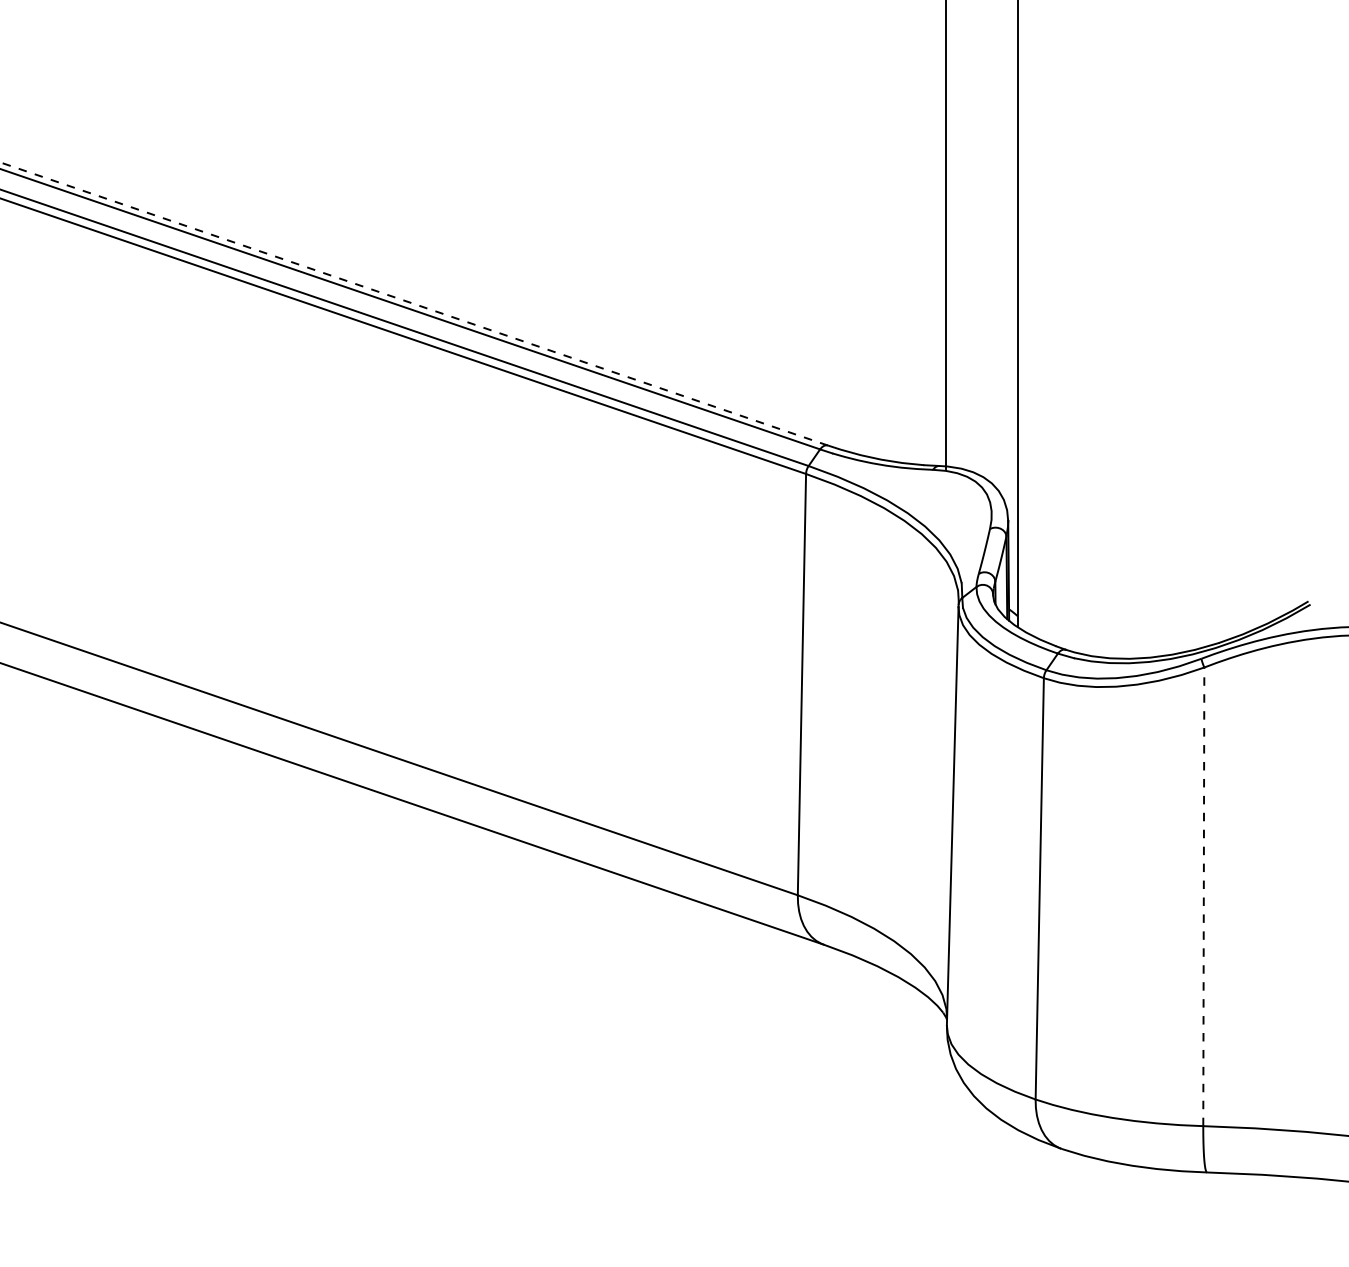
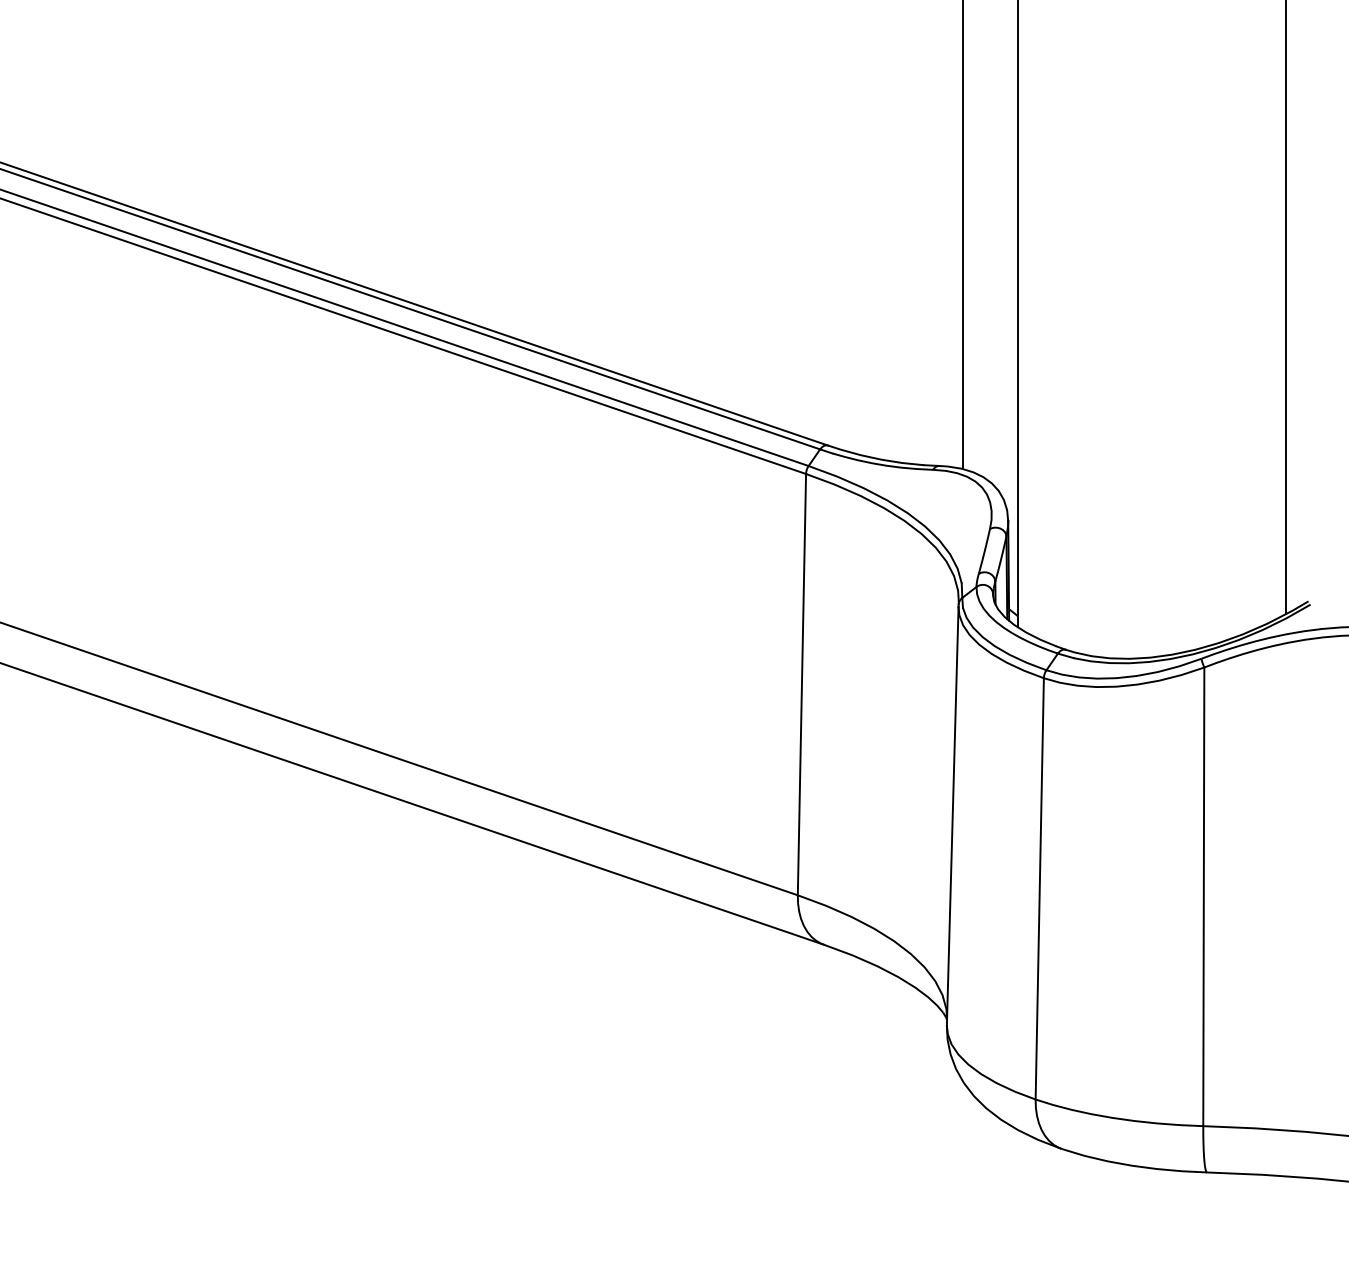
line position: (946, 235) -> (963, 235) (963, 235)
line: dashed -> solid (413, 303)
line: none -> present (1285, 308)
line: dashed -> solid (1203, 896)
